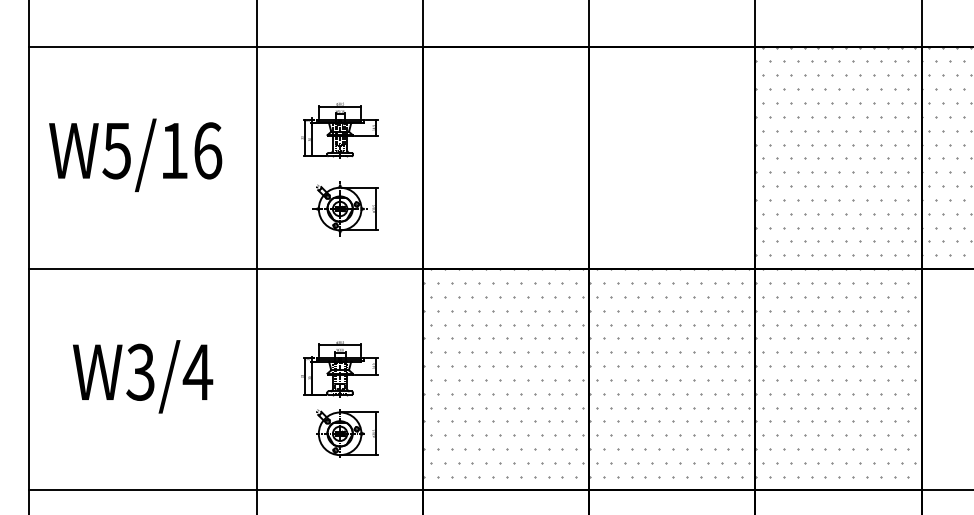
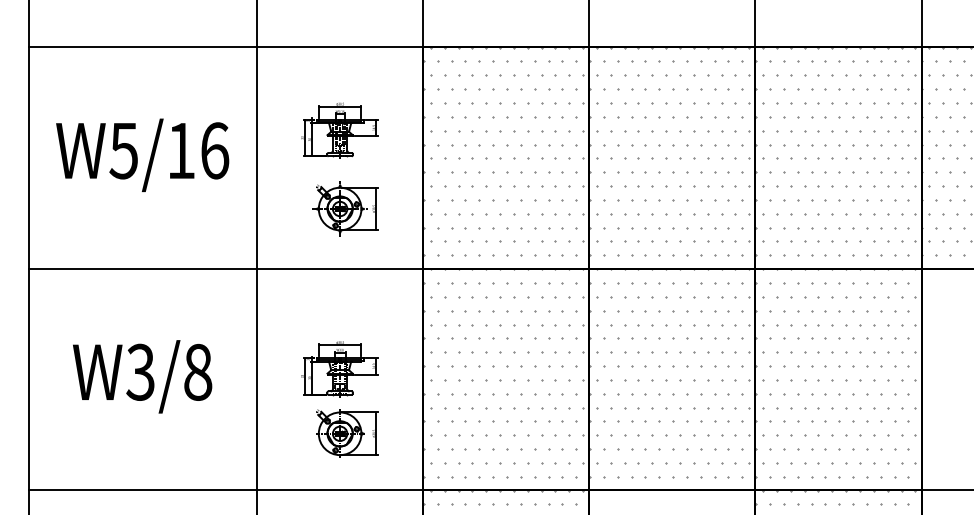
hatch: none -> present (503, 151)
hatch: none -> present (669, 151)
text position: (135, 154) -> (142, 154) (142, 154)
text: W3/4 -> W3/8 (197, 371)
hatch: none -> present (503, 497)
hatch: none -> present (835, 497)
